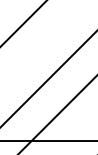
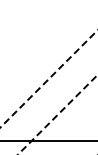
line: present -> none (23, 23)
line: solid -> dashed (48, 79)
line: solid -> dashed (57, 114)
